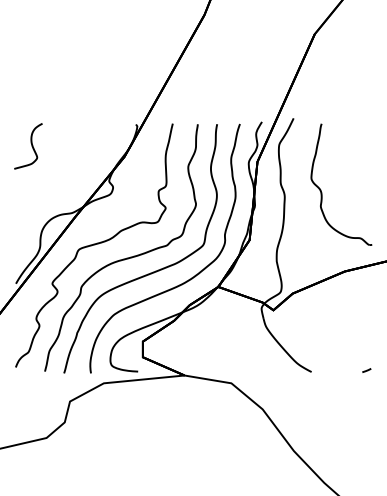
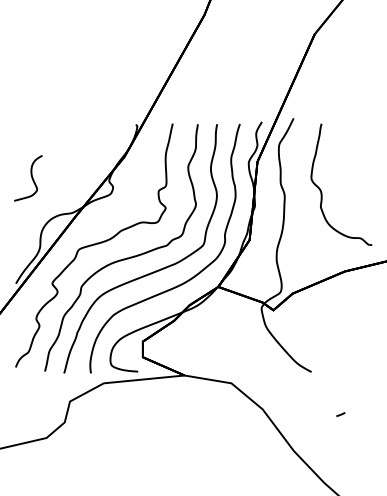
part position: (28, 146) -> (28, 178) (28, 178)
curve position: (366, 370) -> (340, 414) (340, 414)
